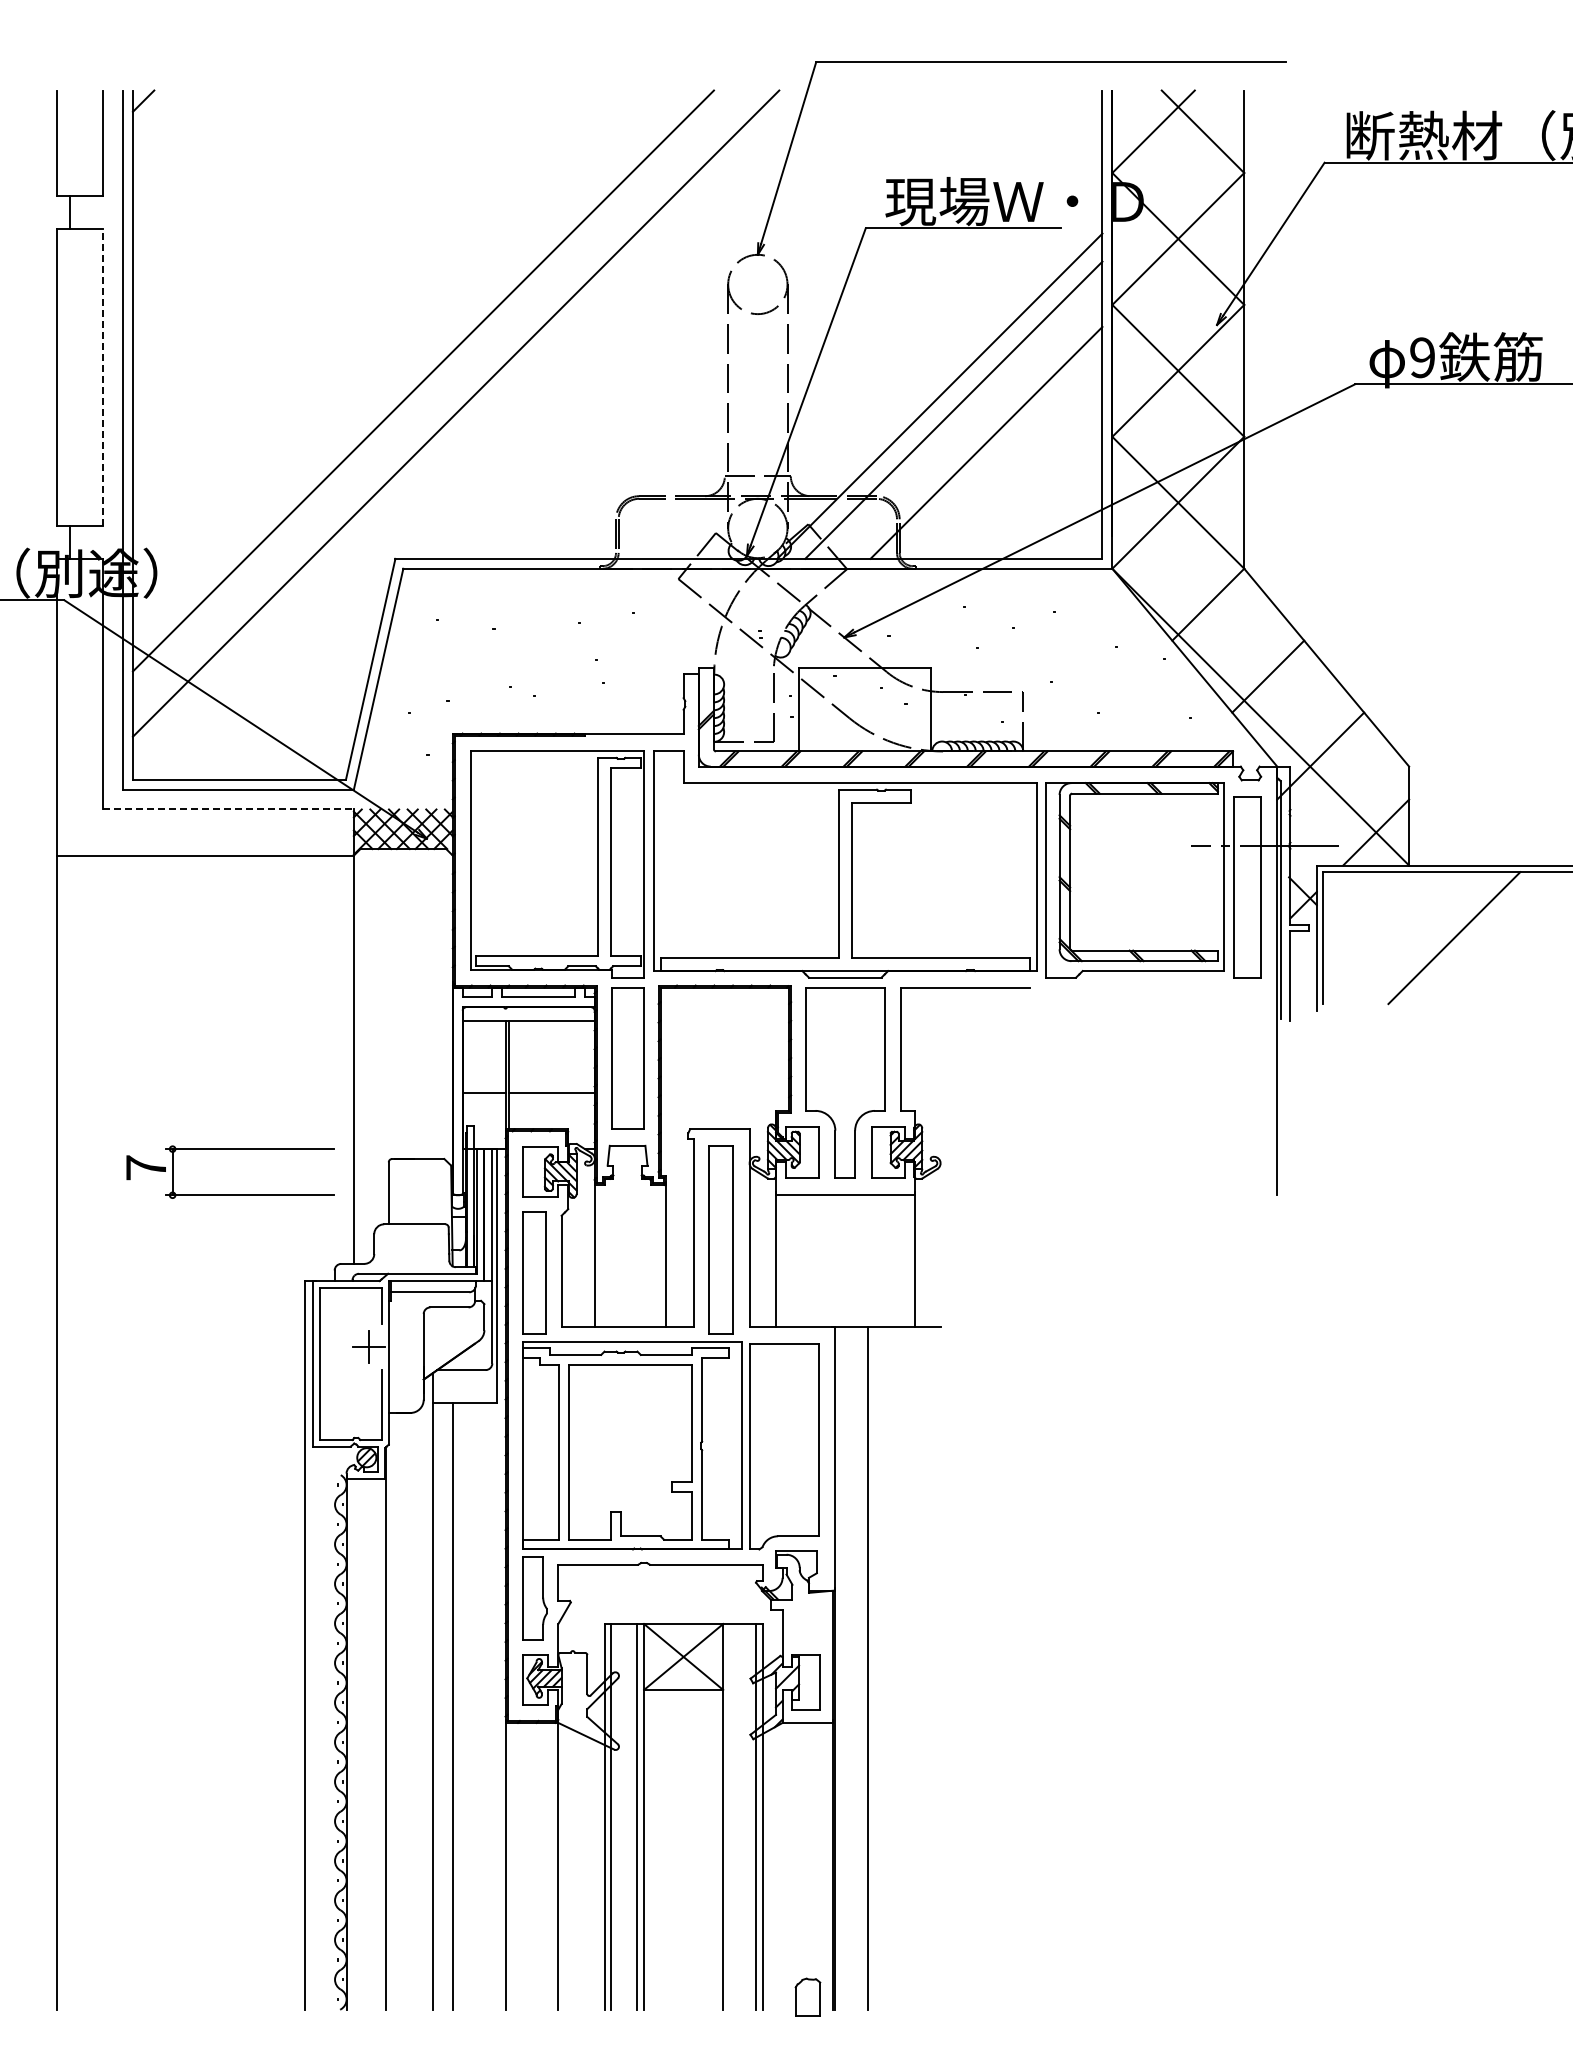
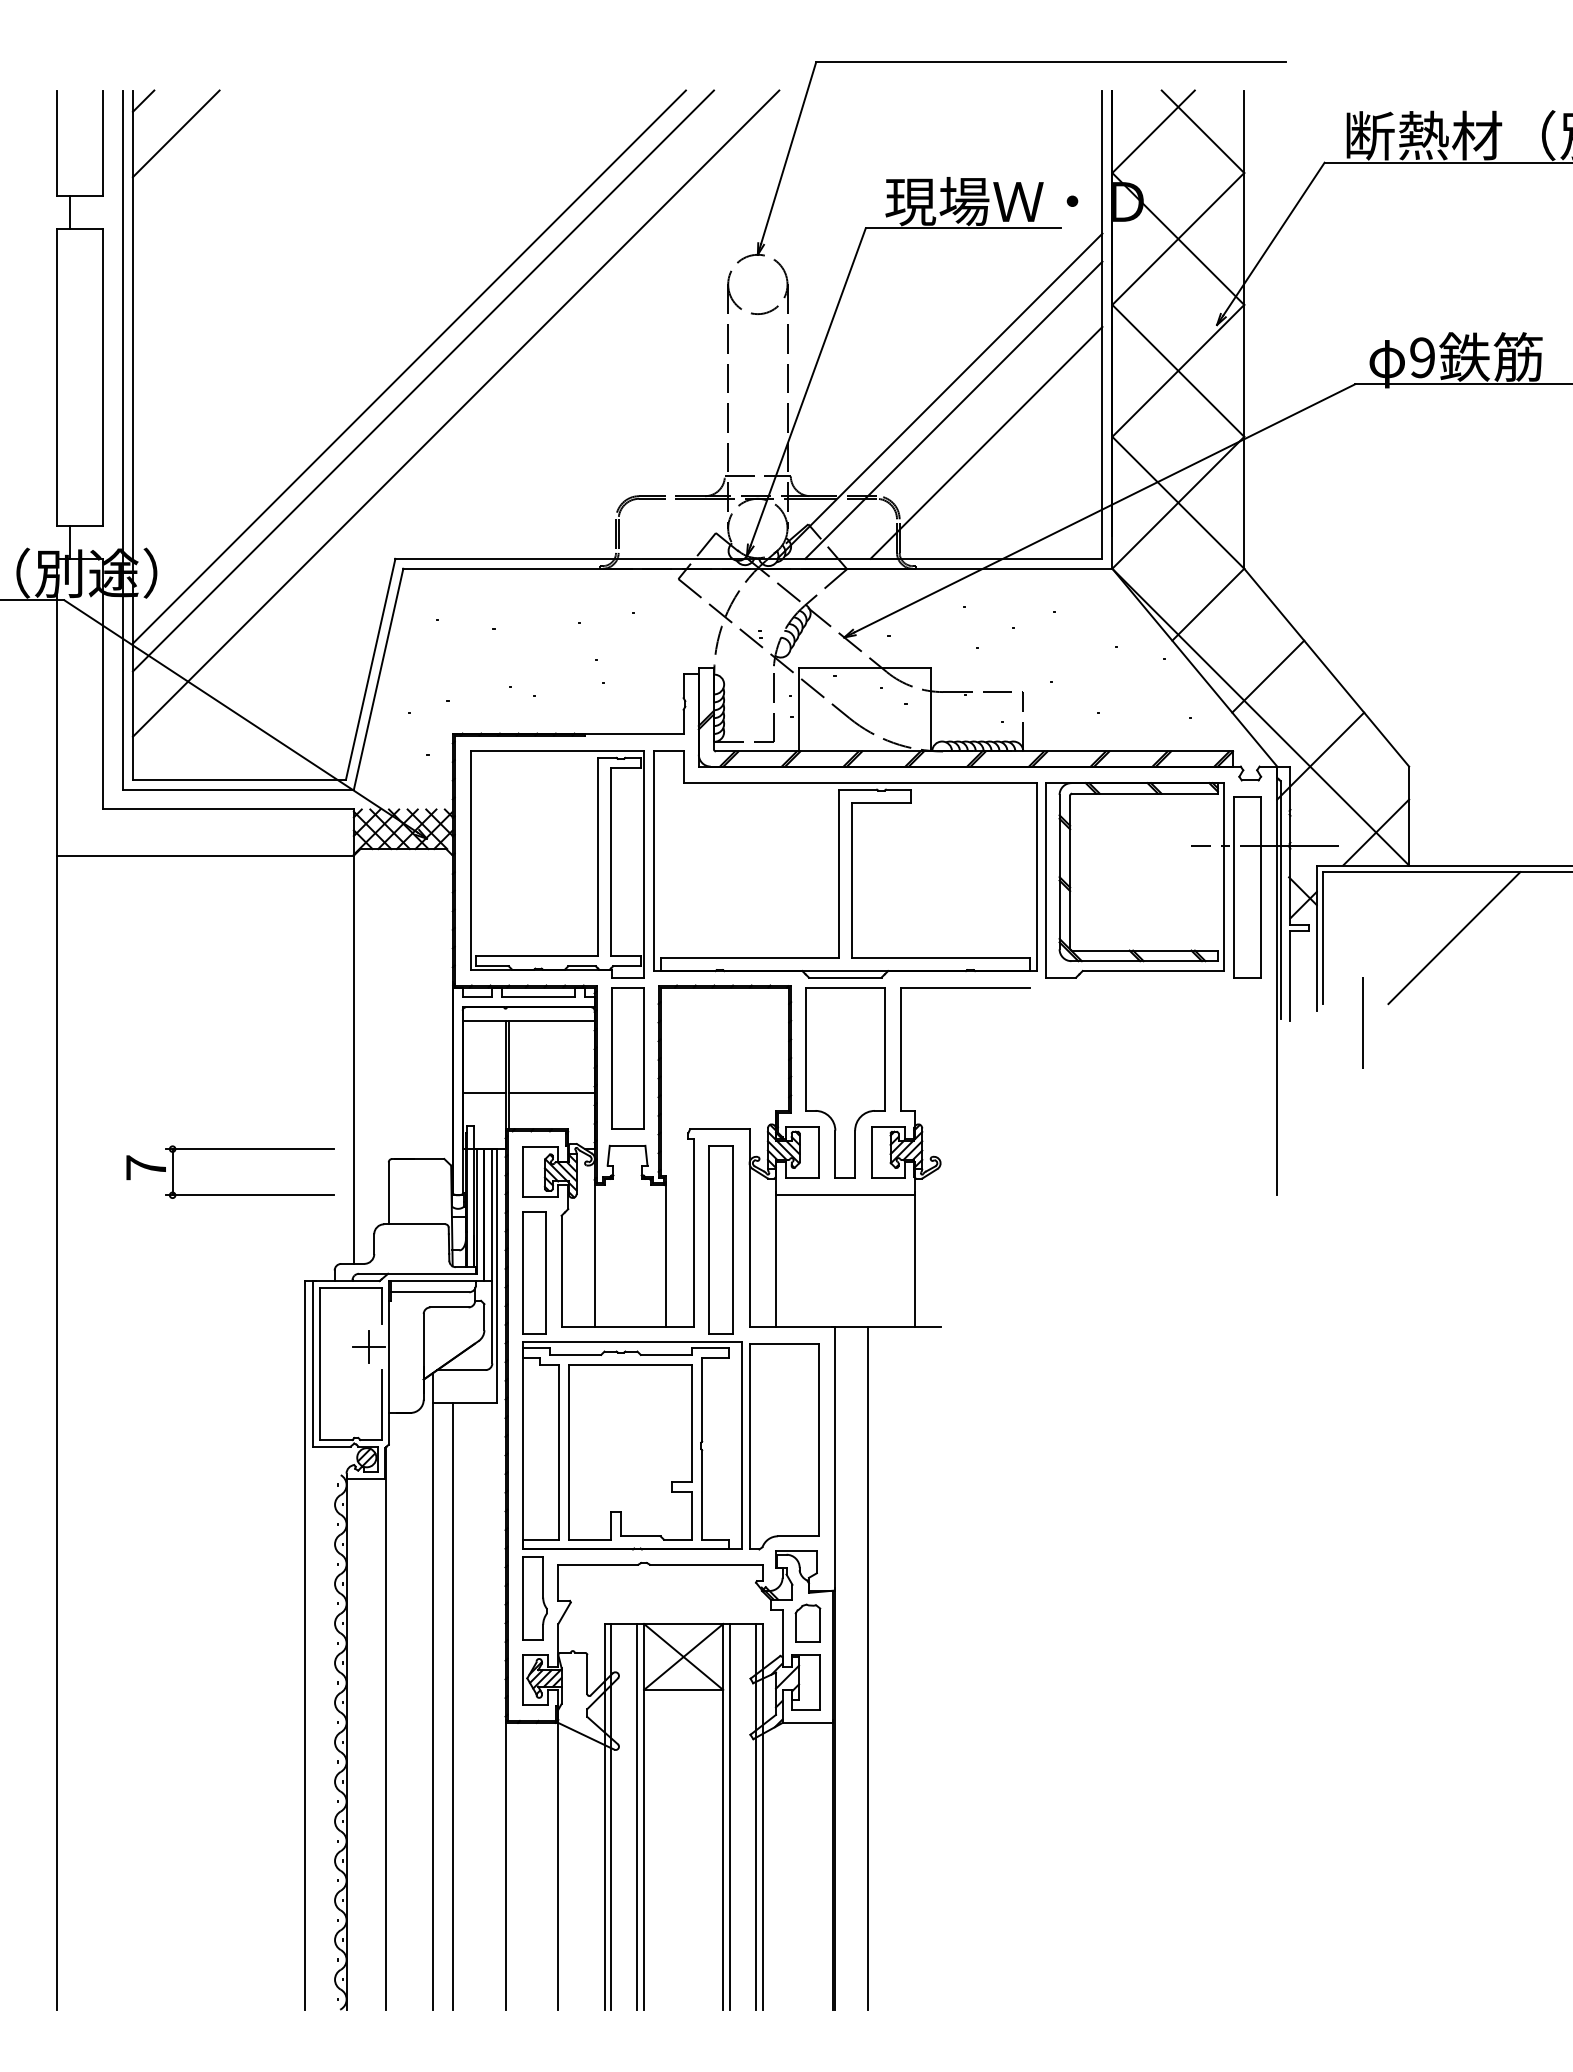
line: none -> present (175, 133)
line: none -> present (408, 366)
line: dashed -> solid (103, 376)
line: dashed -> solid (229, 809)
line: none -> present (1362, 1022)
line: none -> present (729, 1816)
part position: (807, 1996) -> (807, 1622) (807, 1622)
